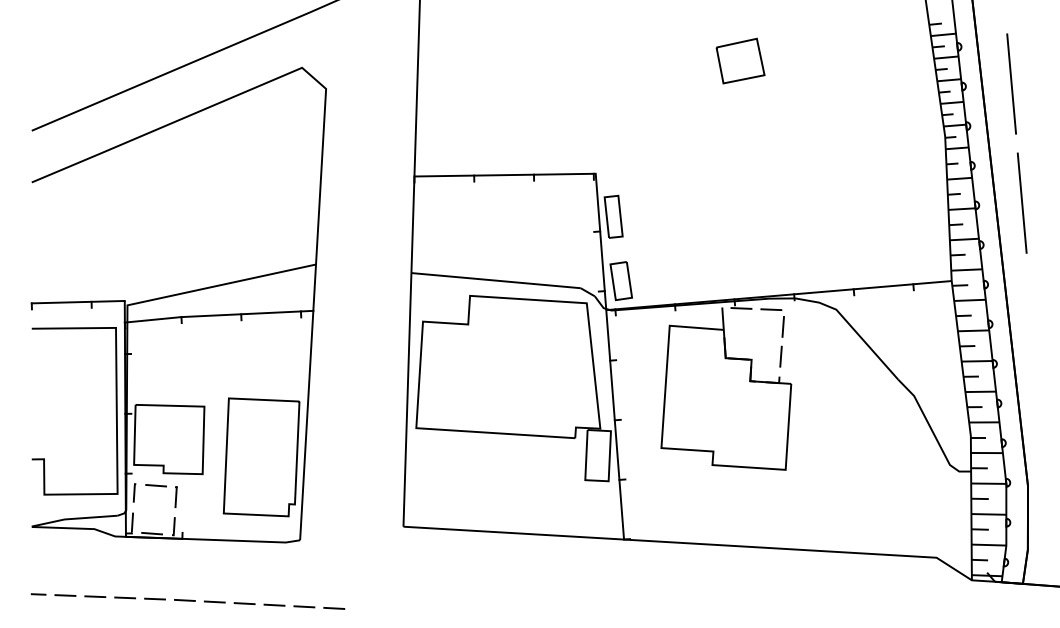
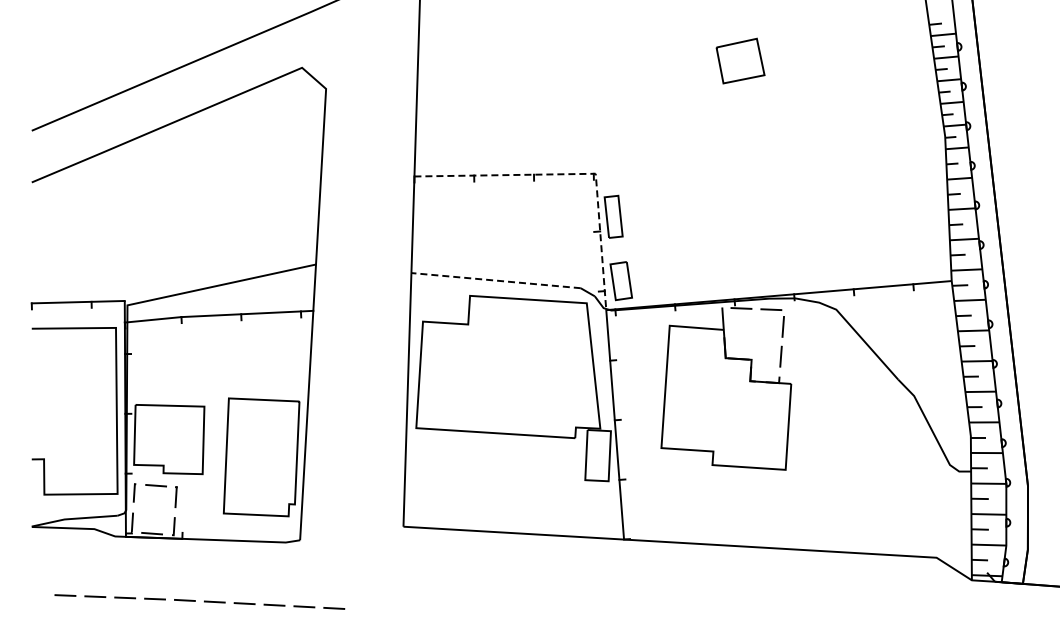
line: present -> none (1011, 83)
line: solid -> dashed (573, 174)
line: present -> none (1021, 202)
line: solid -> dashed (495, 280)
line: present -> none (38, 594)
